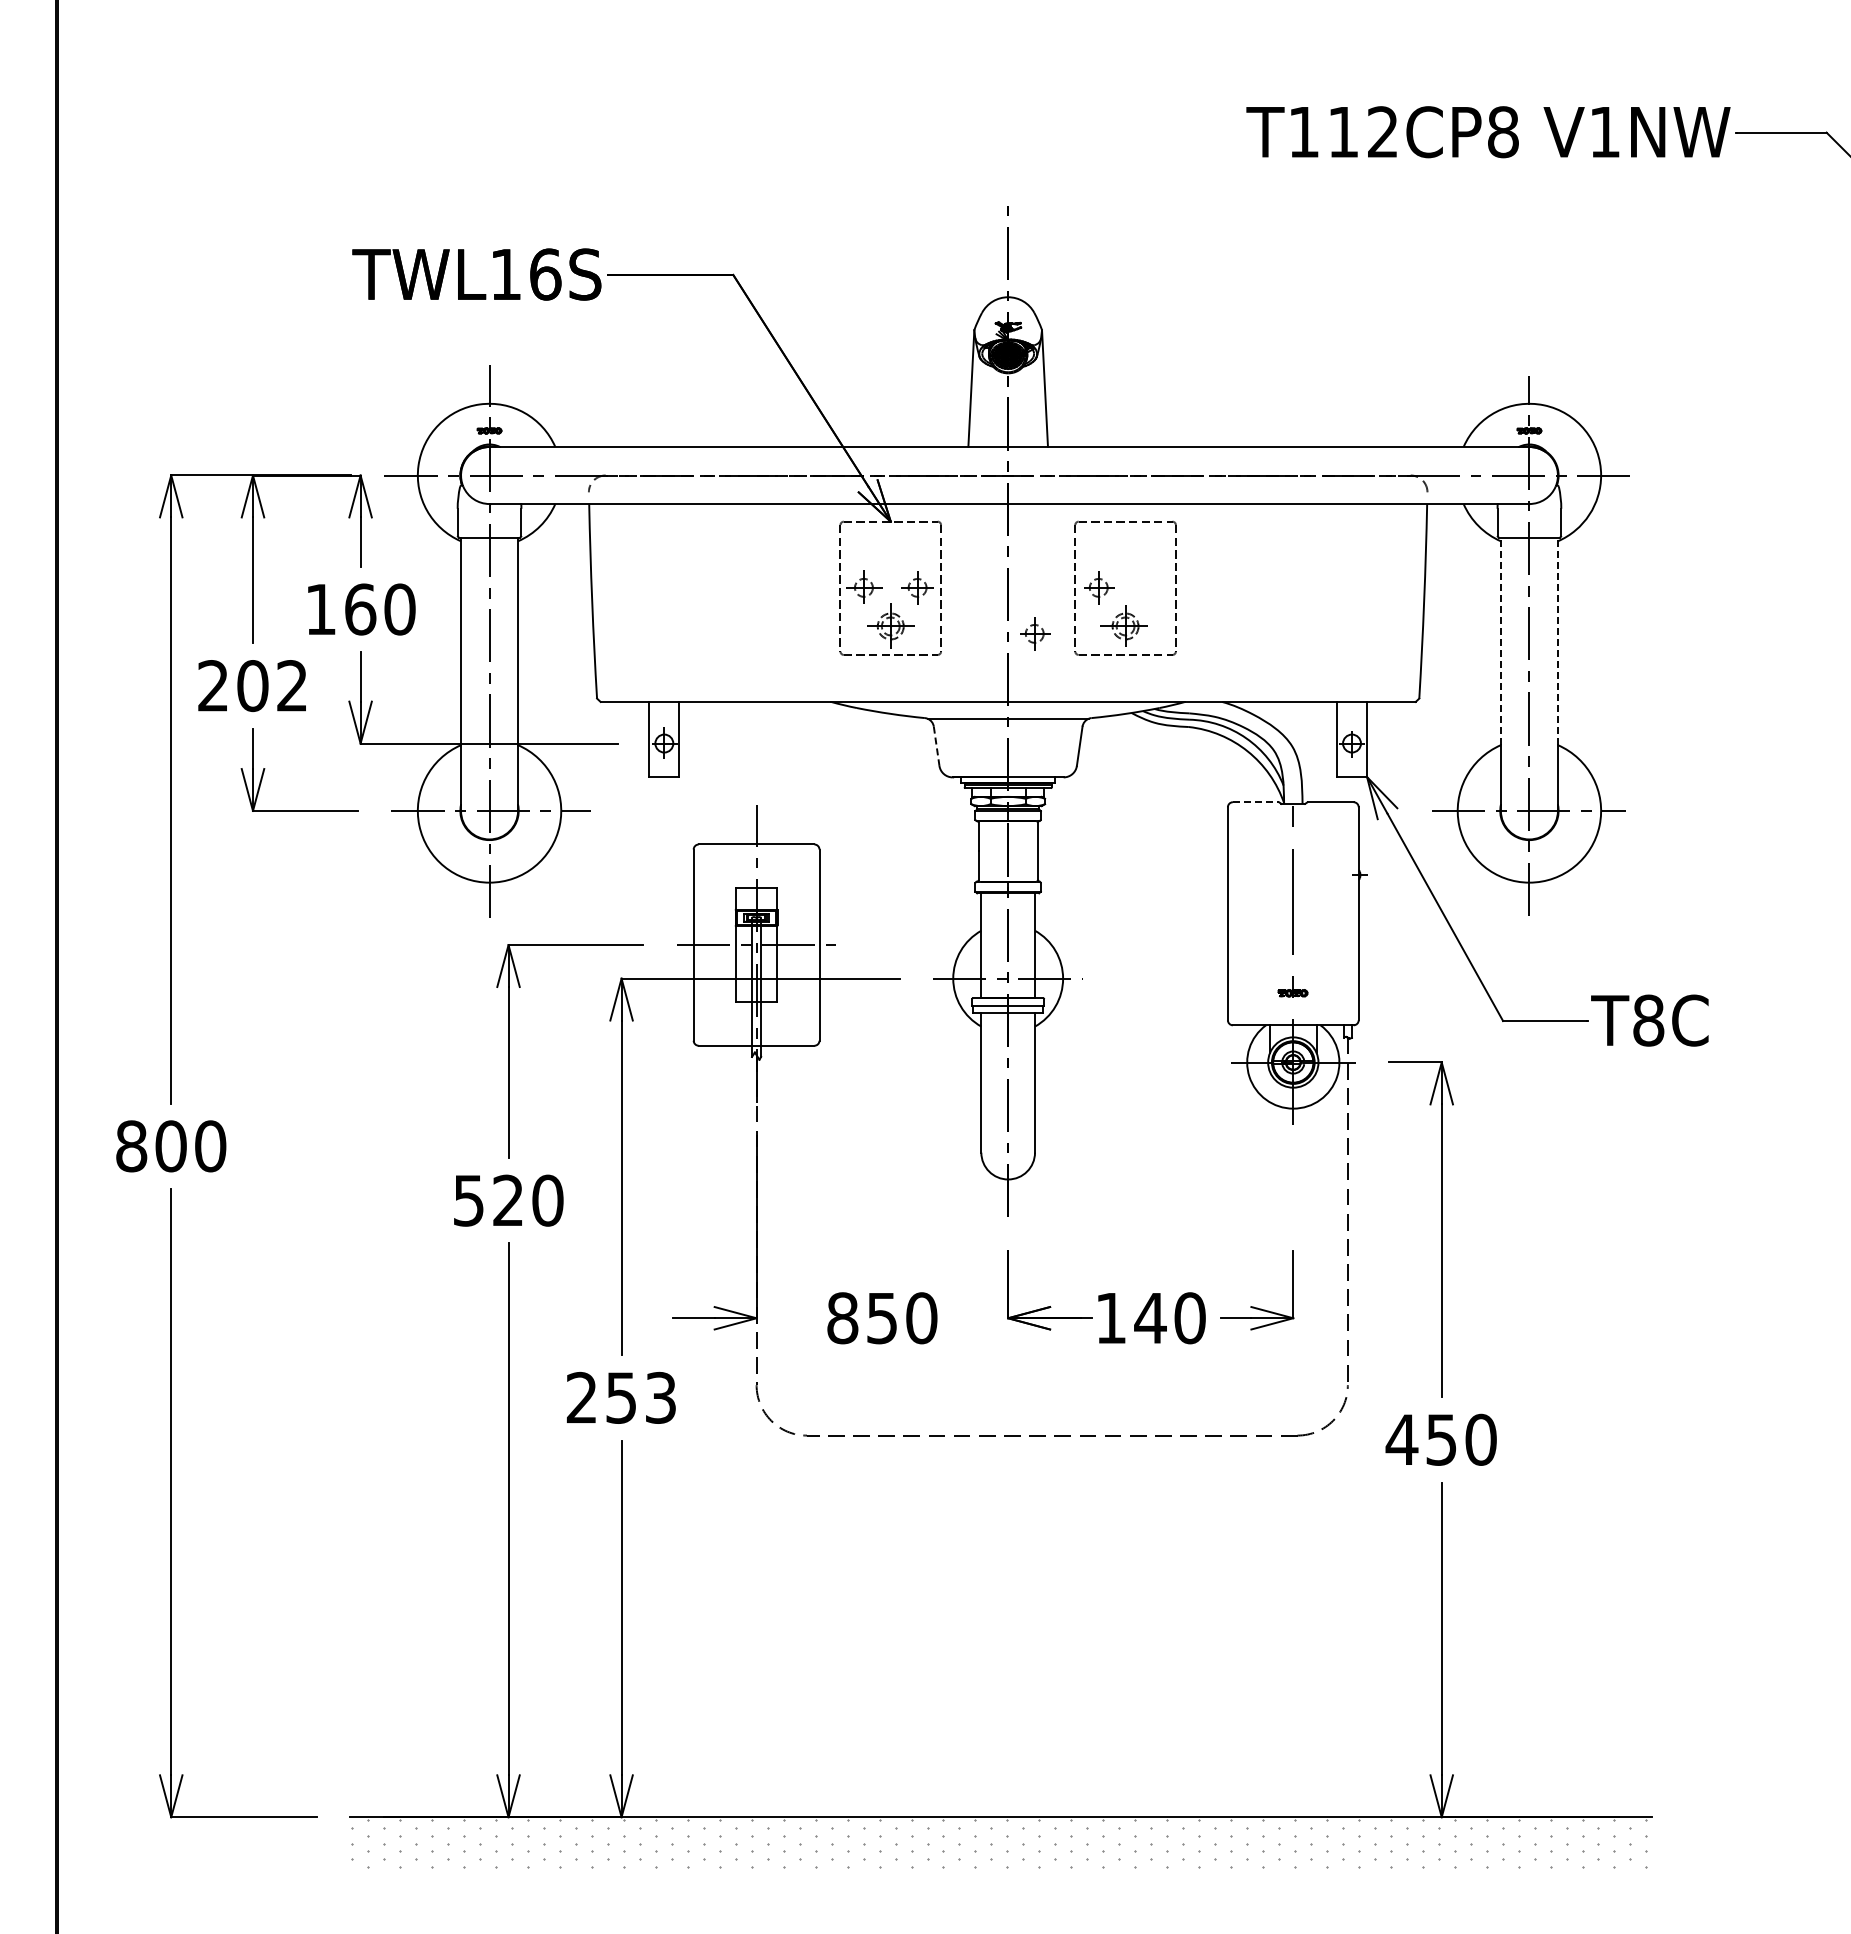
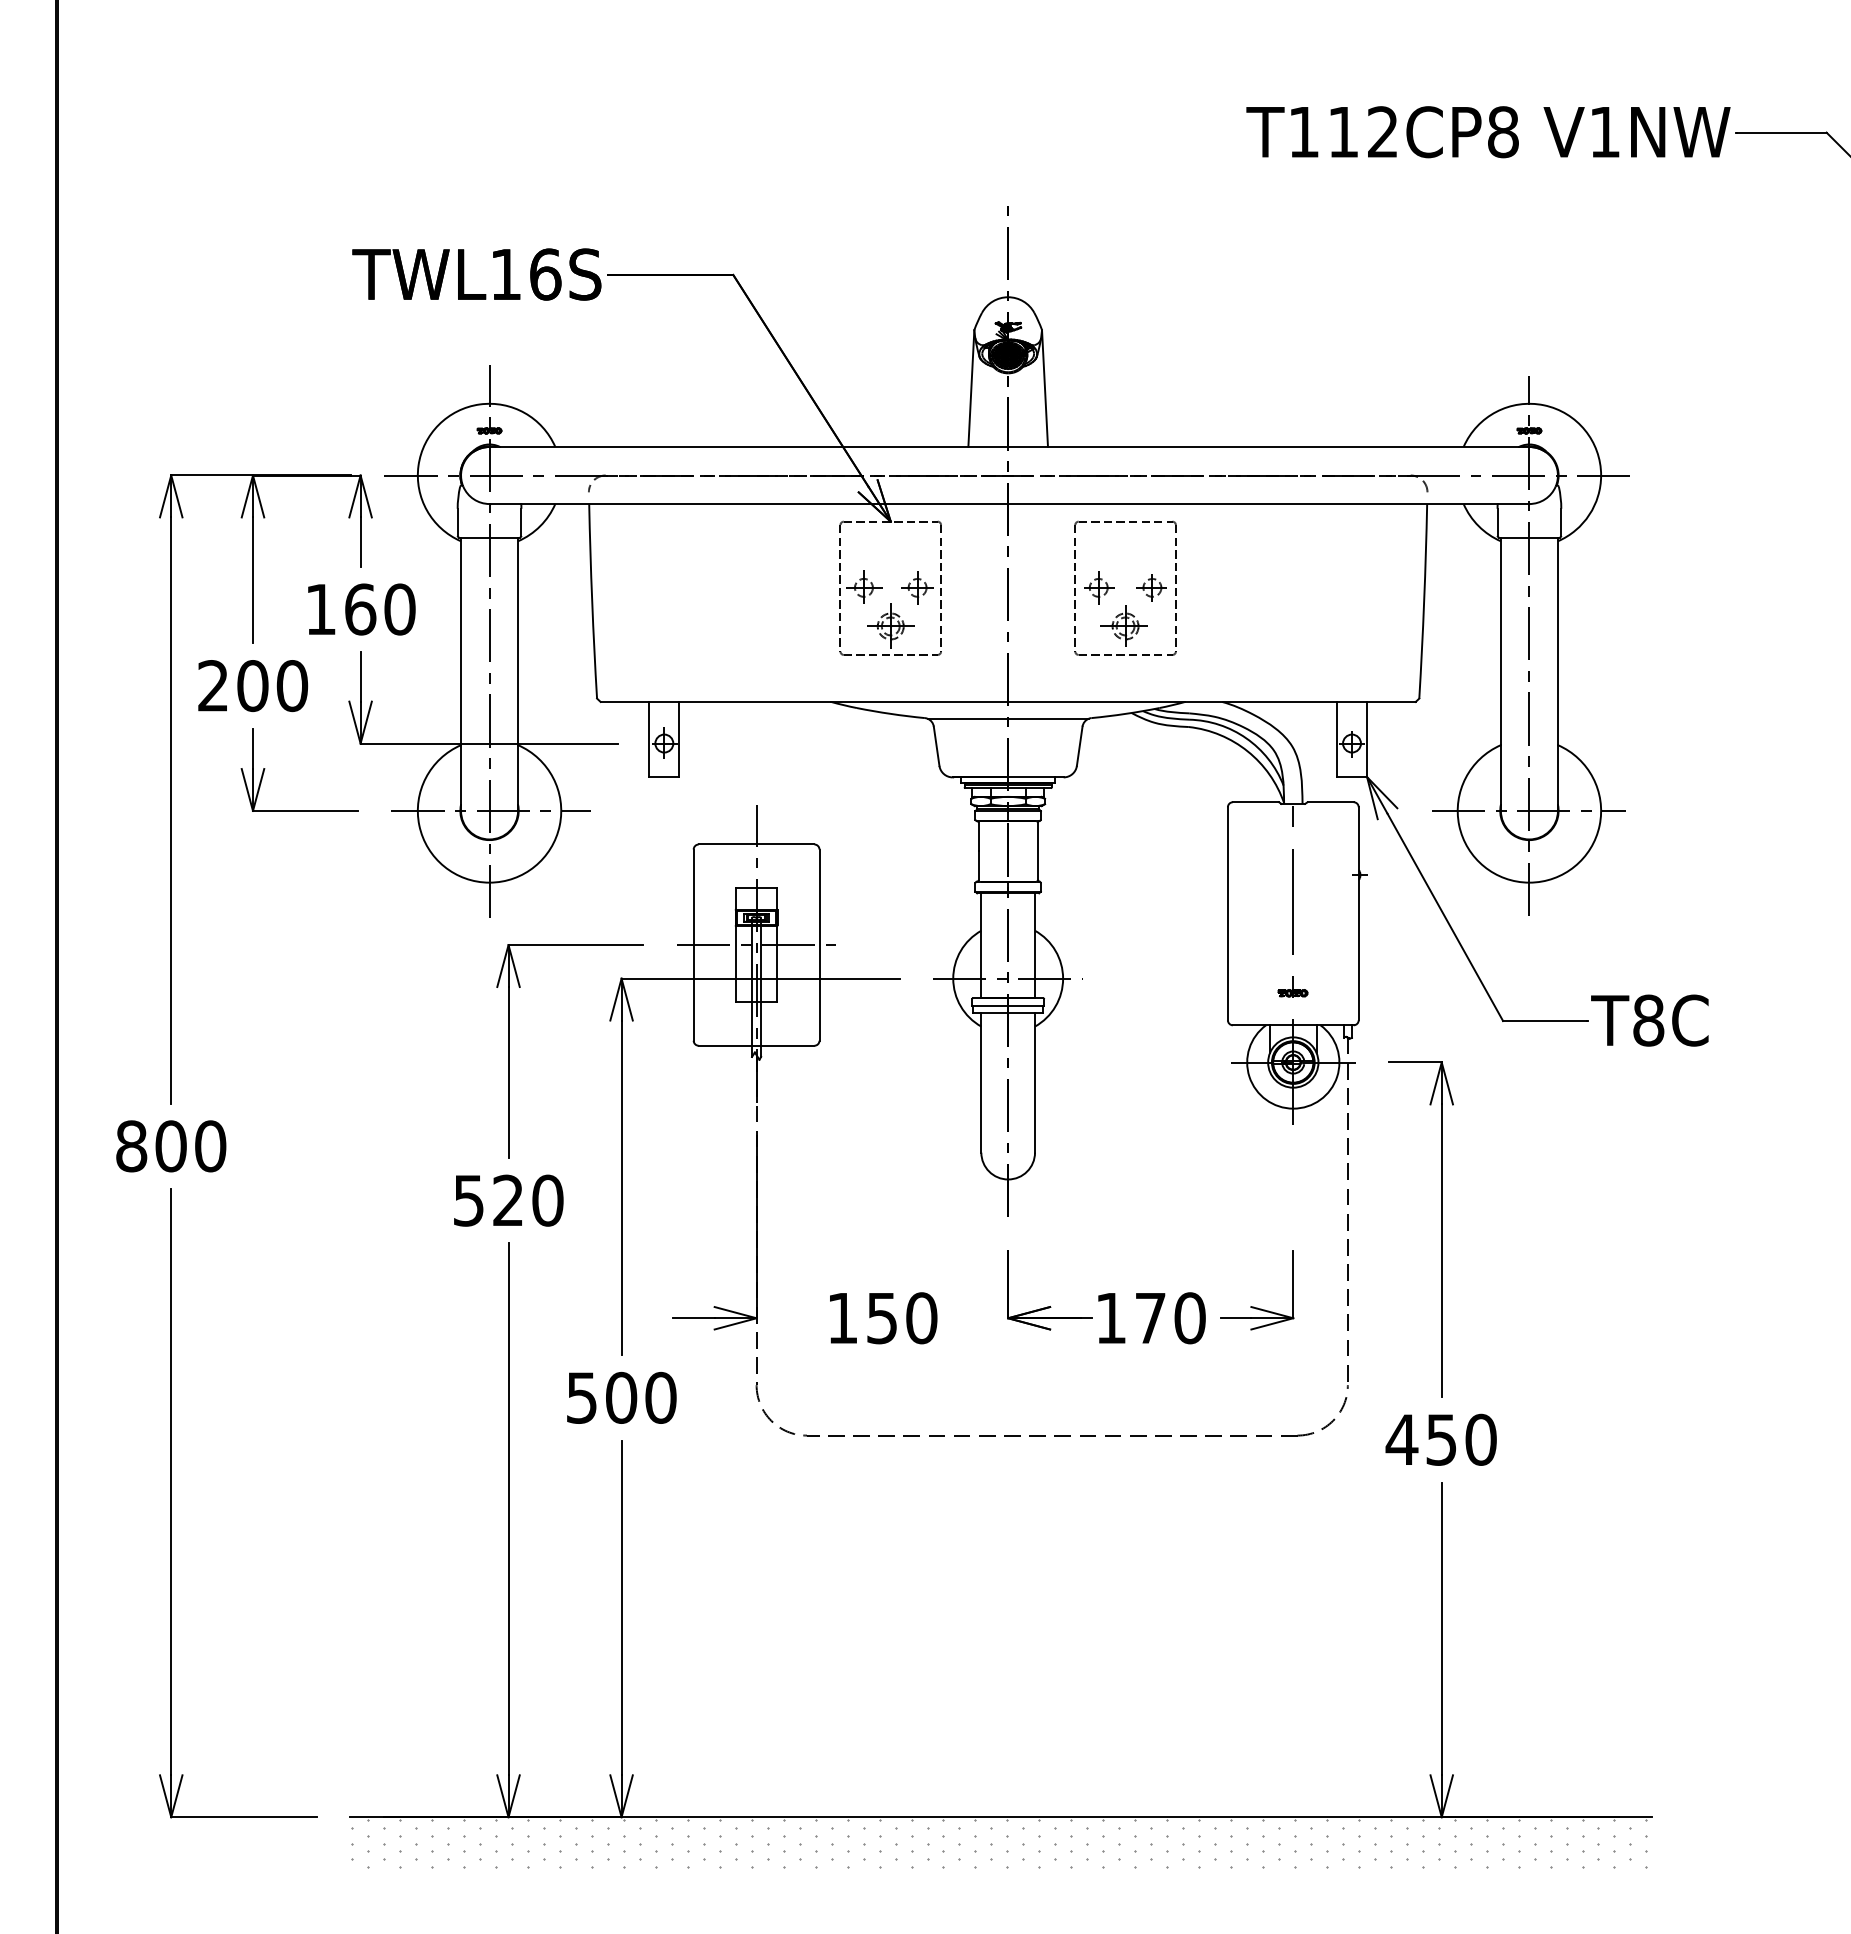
part: none -> present (1151, 587)
part: present -> none (1035, 633)
line: dashed -> solid (1500, 641)
line: dashed -> solid (1557, 641)
text: 202 -> 200 (292, 686)
line: dashed -> solid (936, 746)
line: dashed -> solid (1256, 802)
text: 850 -> 150 (842, 1318)
text: 140 -> 170 (1150, 1318)
text: 253 -> 500 (621, 1397)
